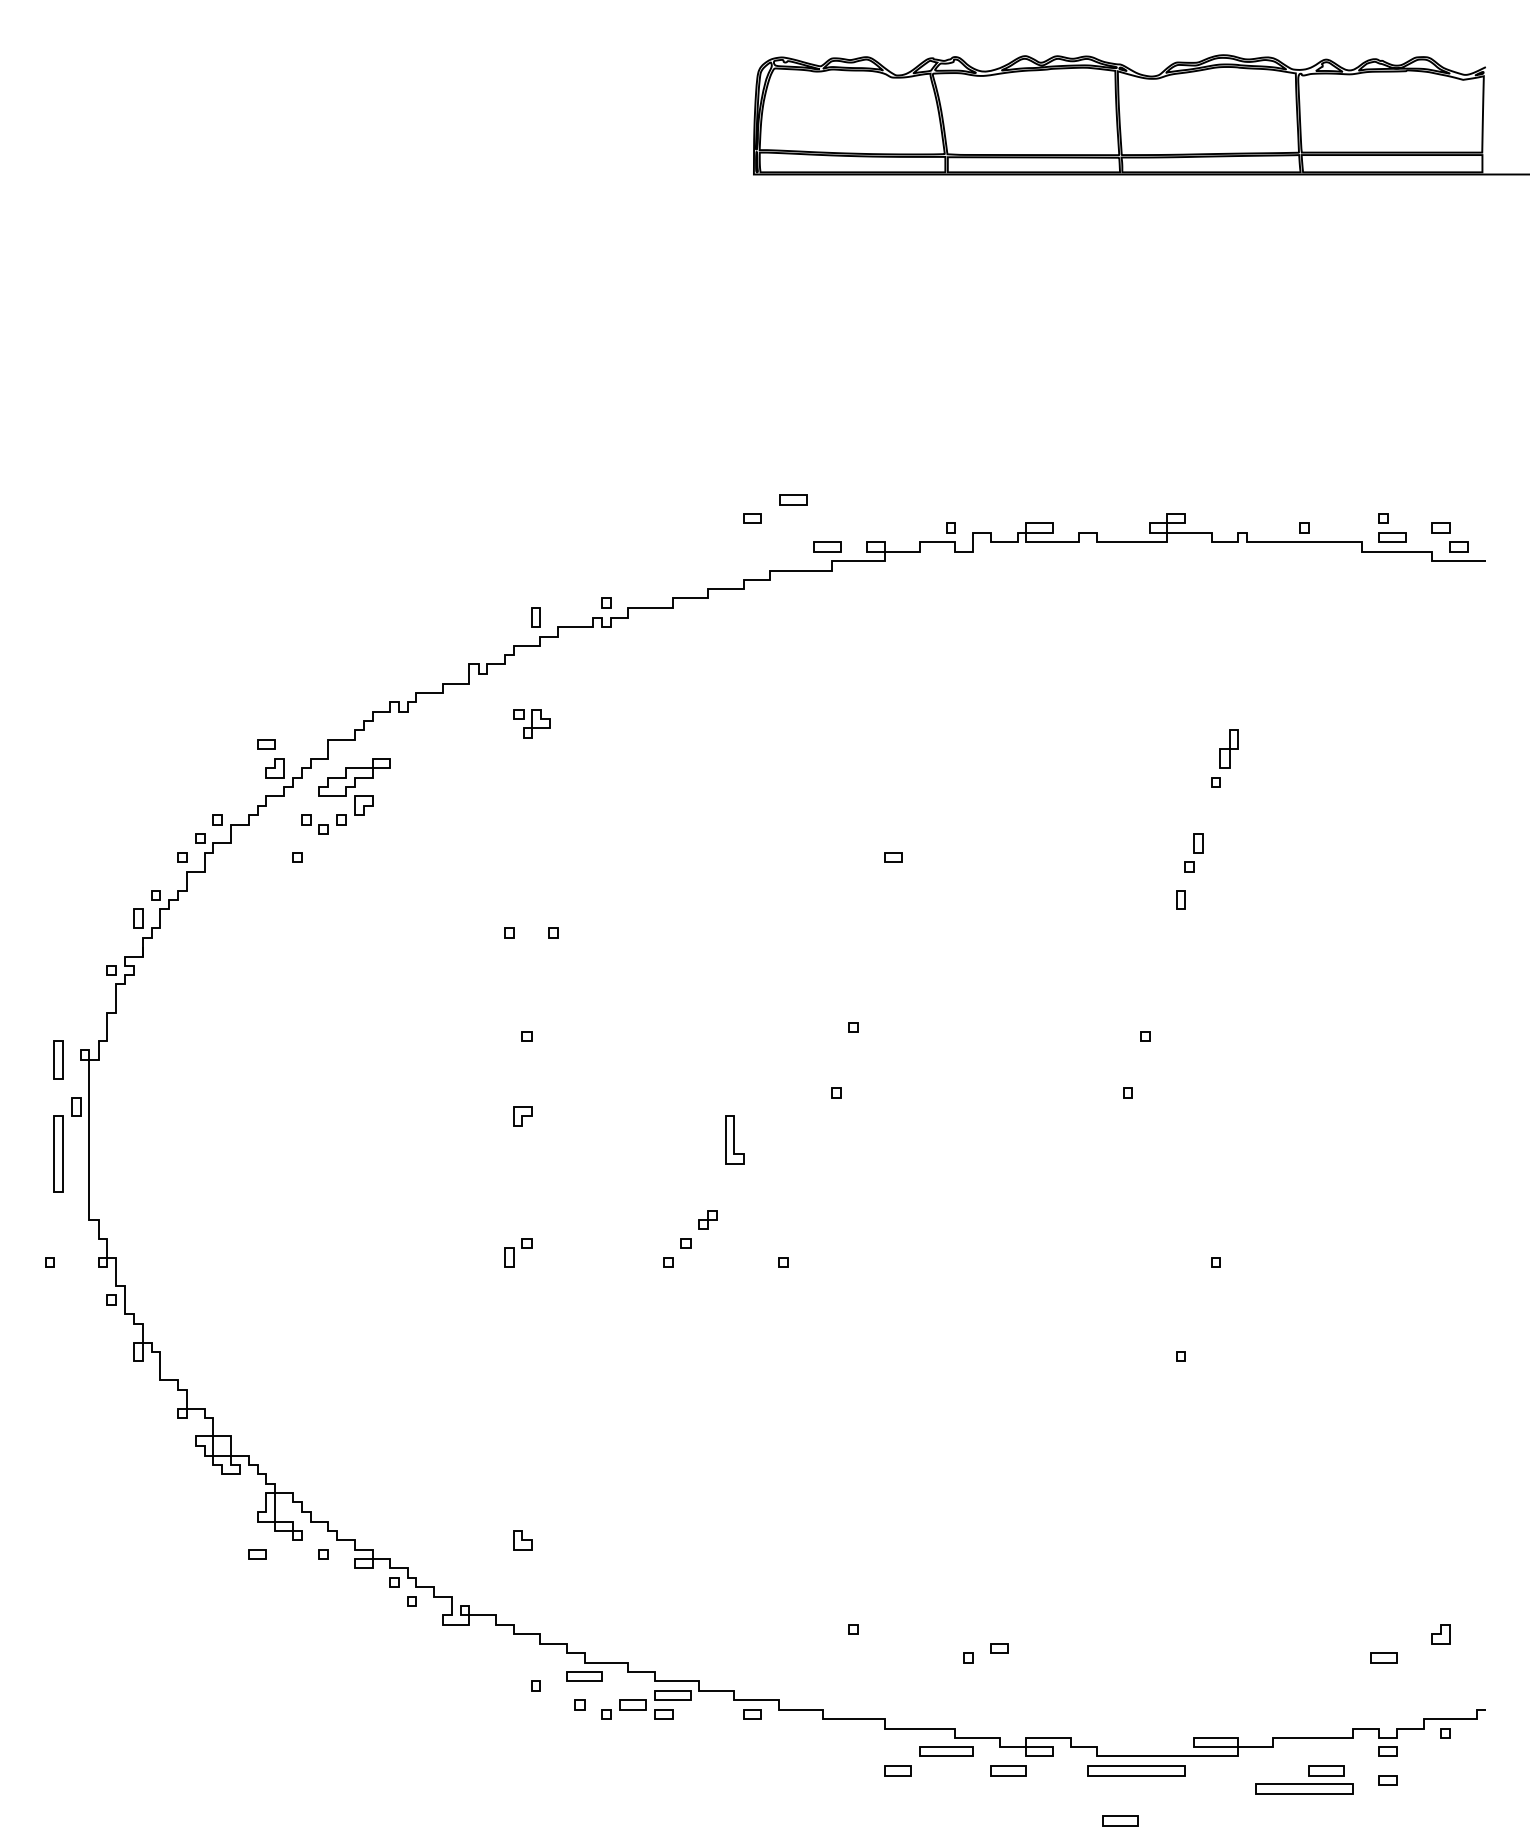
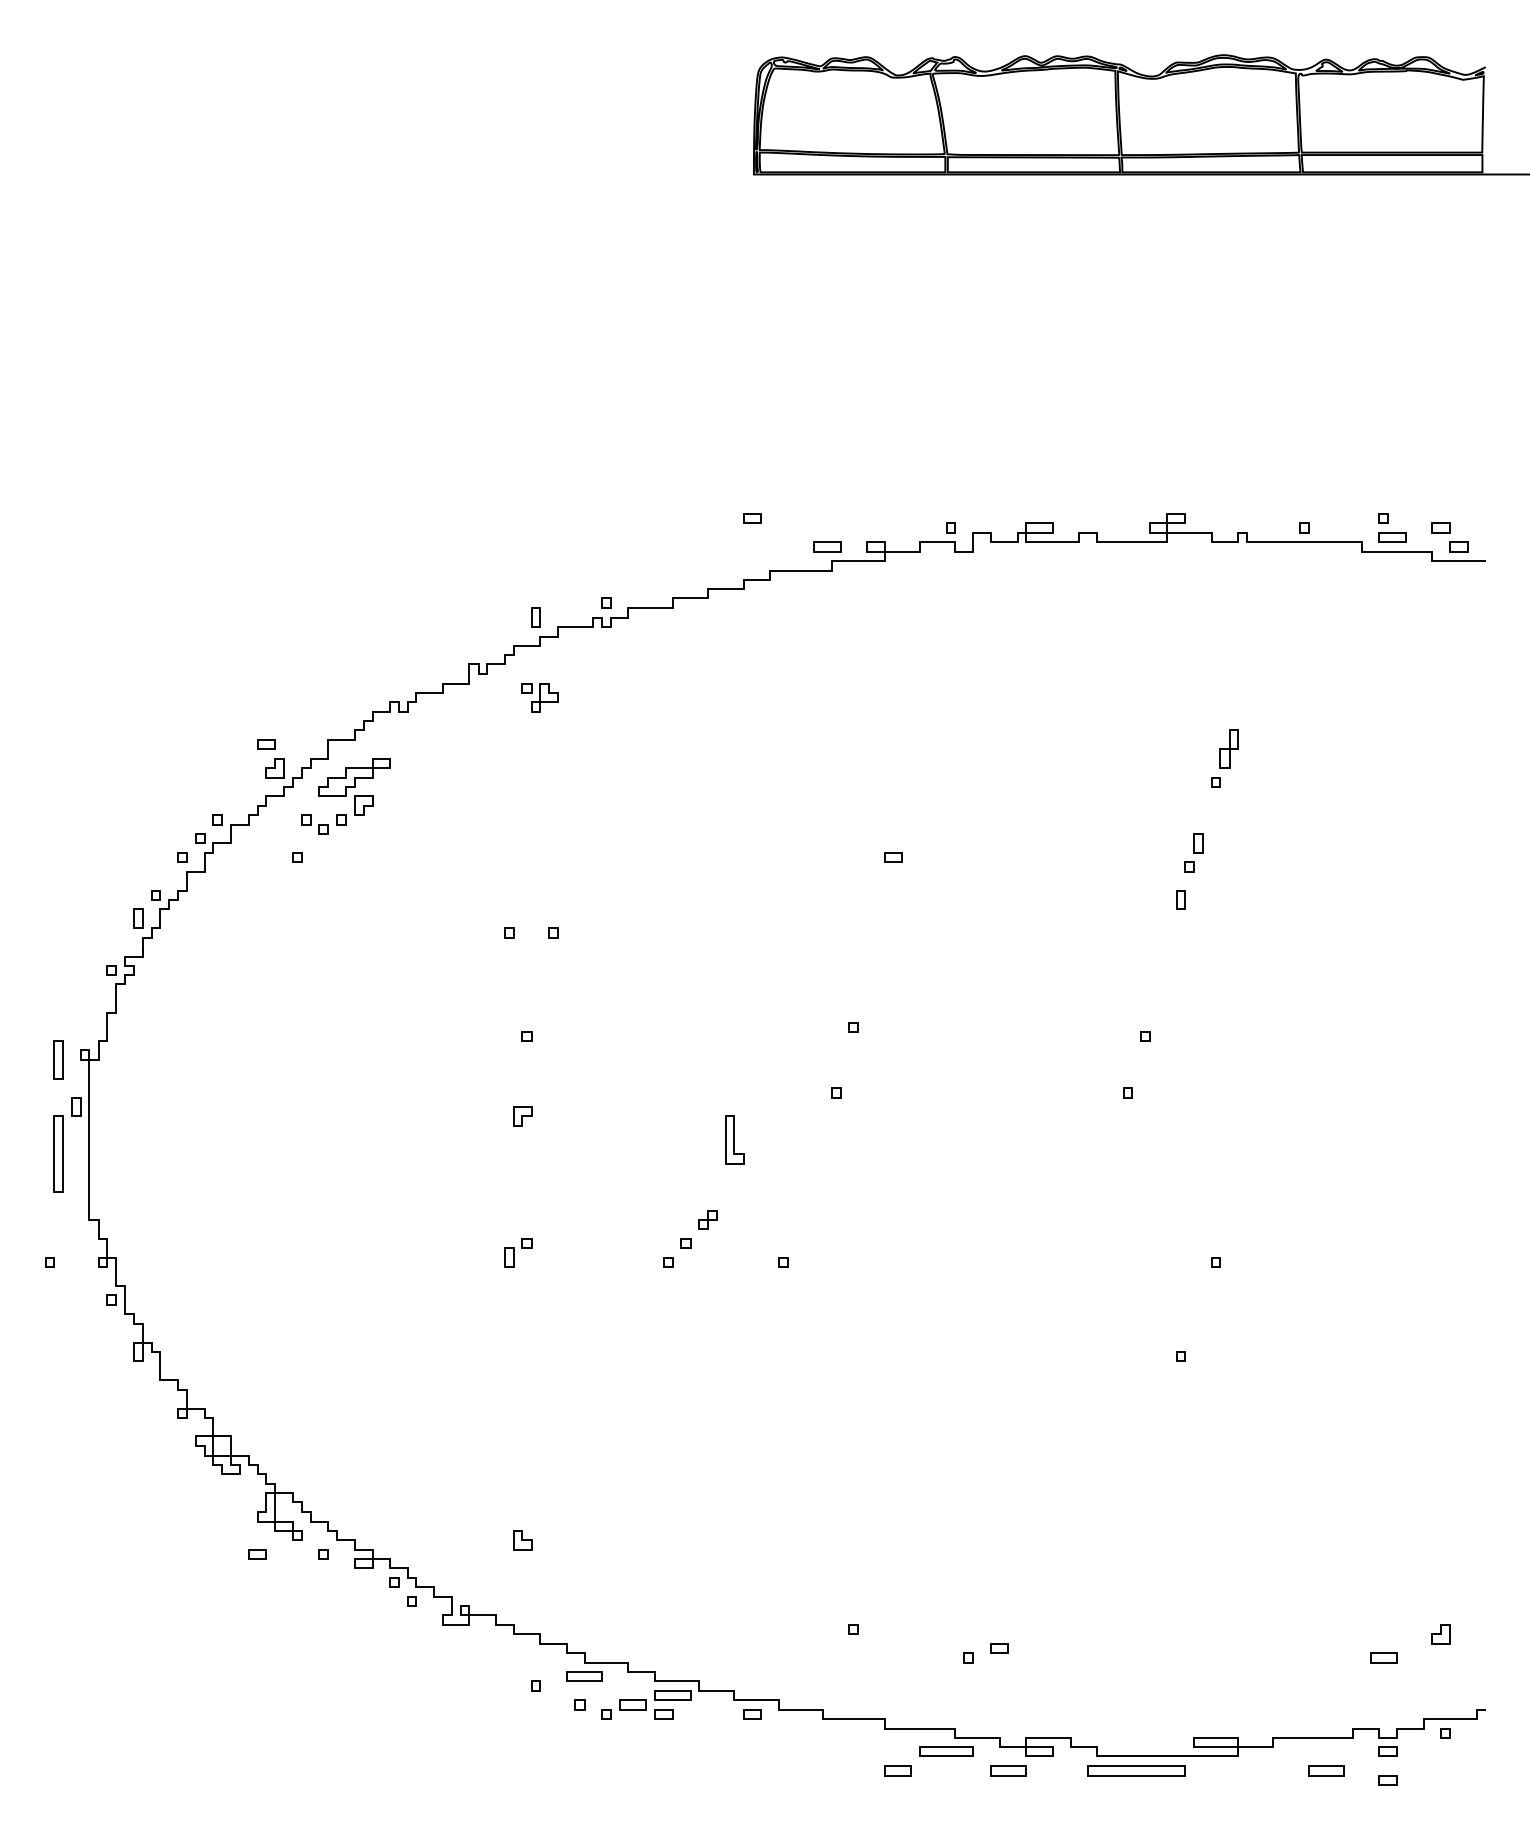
part: present -> none (793, 499)
part position: (531, 723) -> (539, 697) (539, 697)
part: present -> none (1304, 1788)
part: present -> none (1120, 1820)
